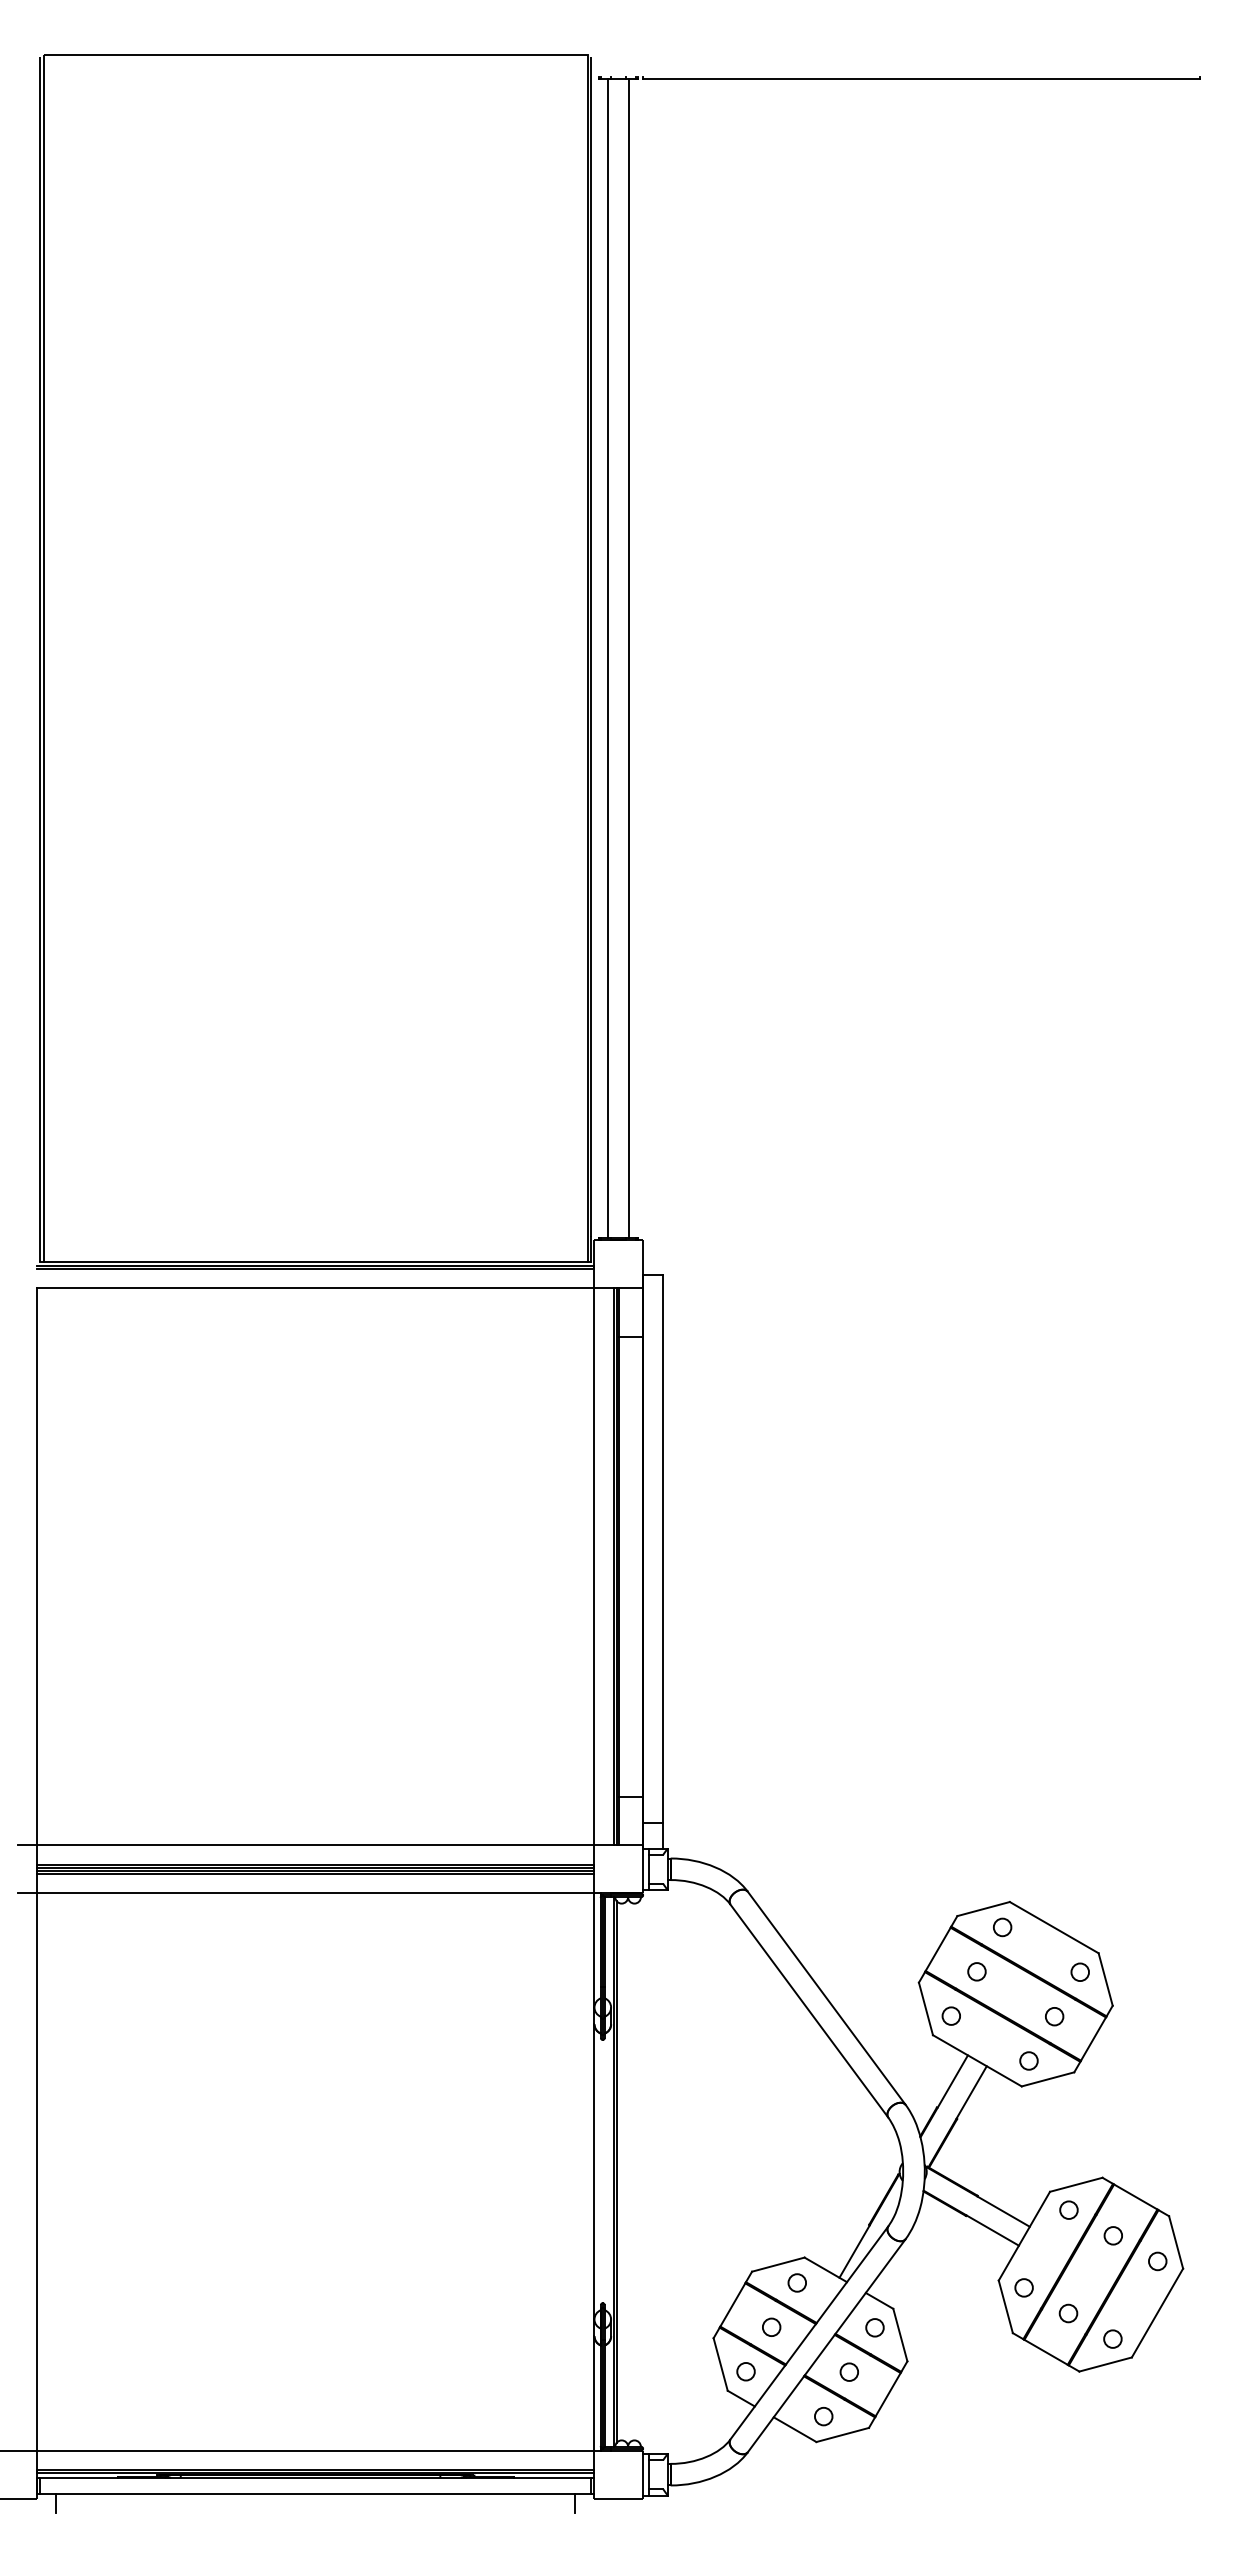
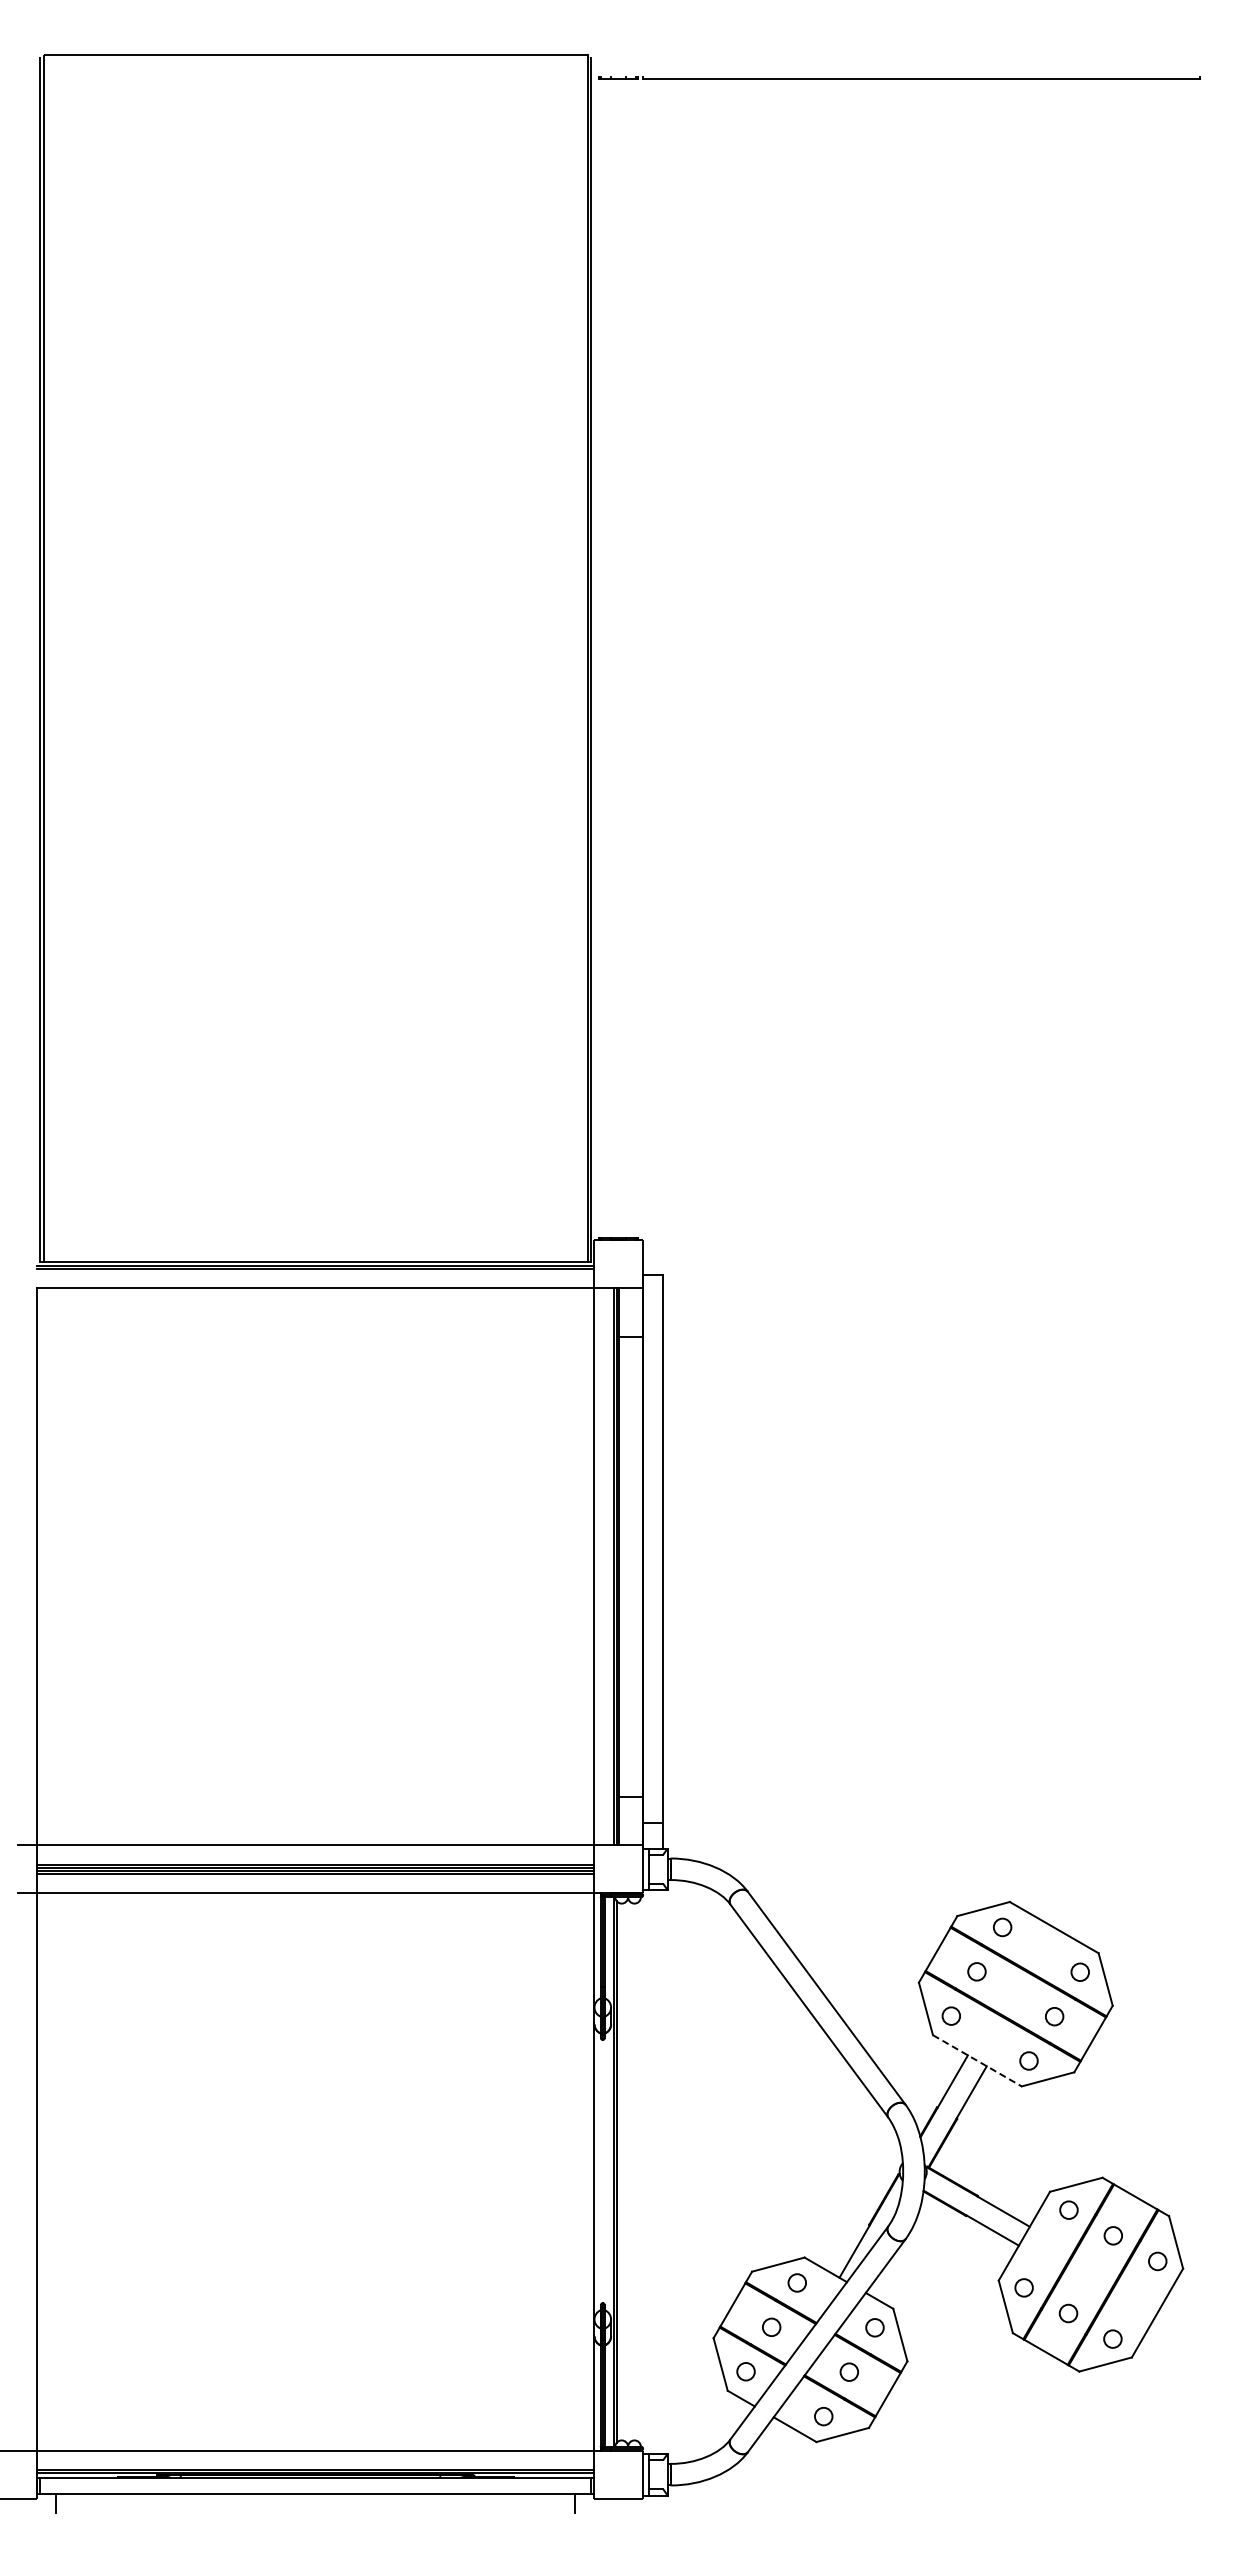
line: present -> none (607, 658)
line: present -> none (629, 658)
line: solid -> dashed (977, 2061)
